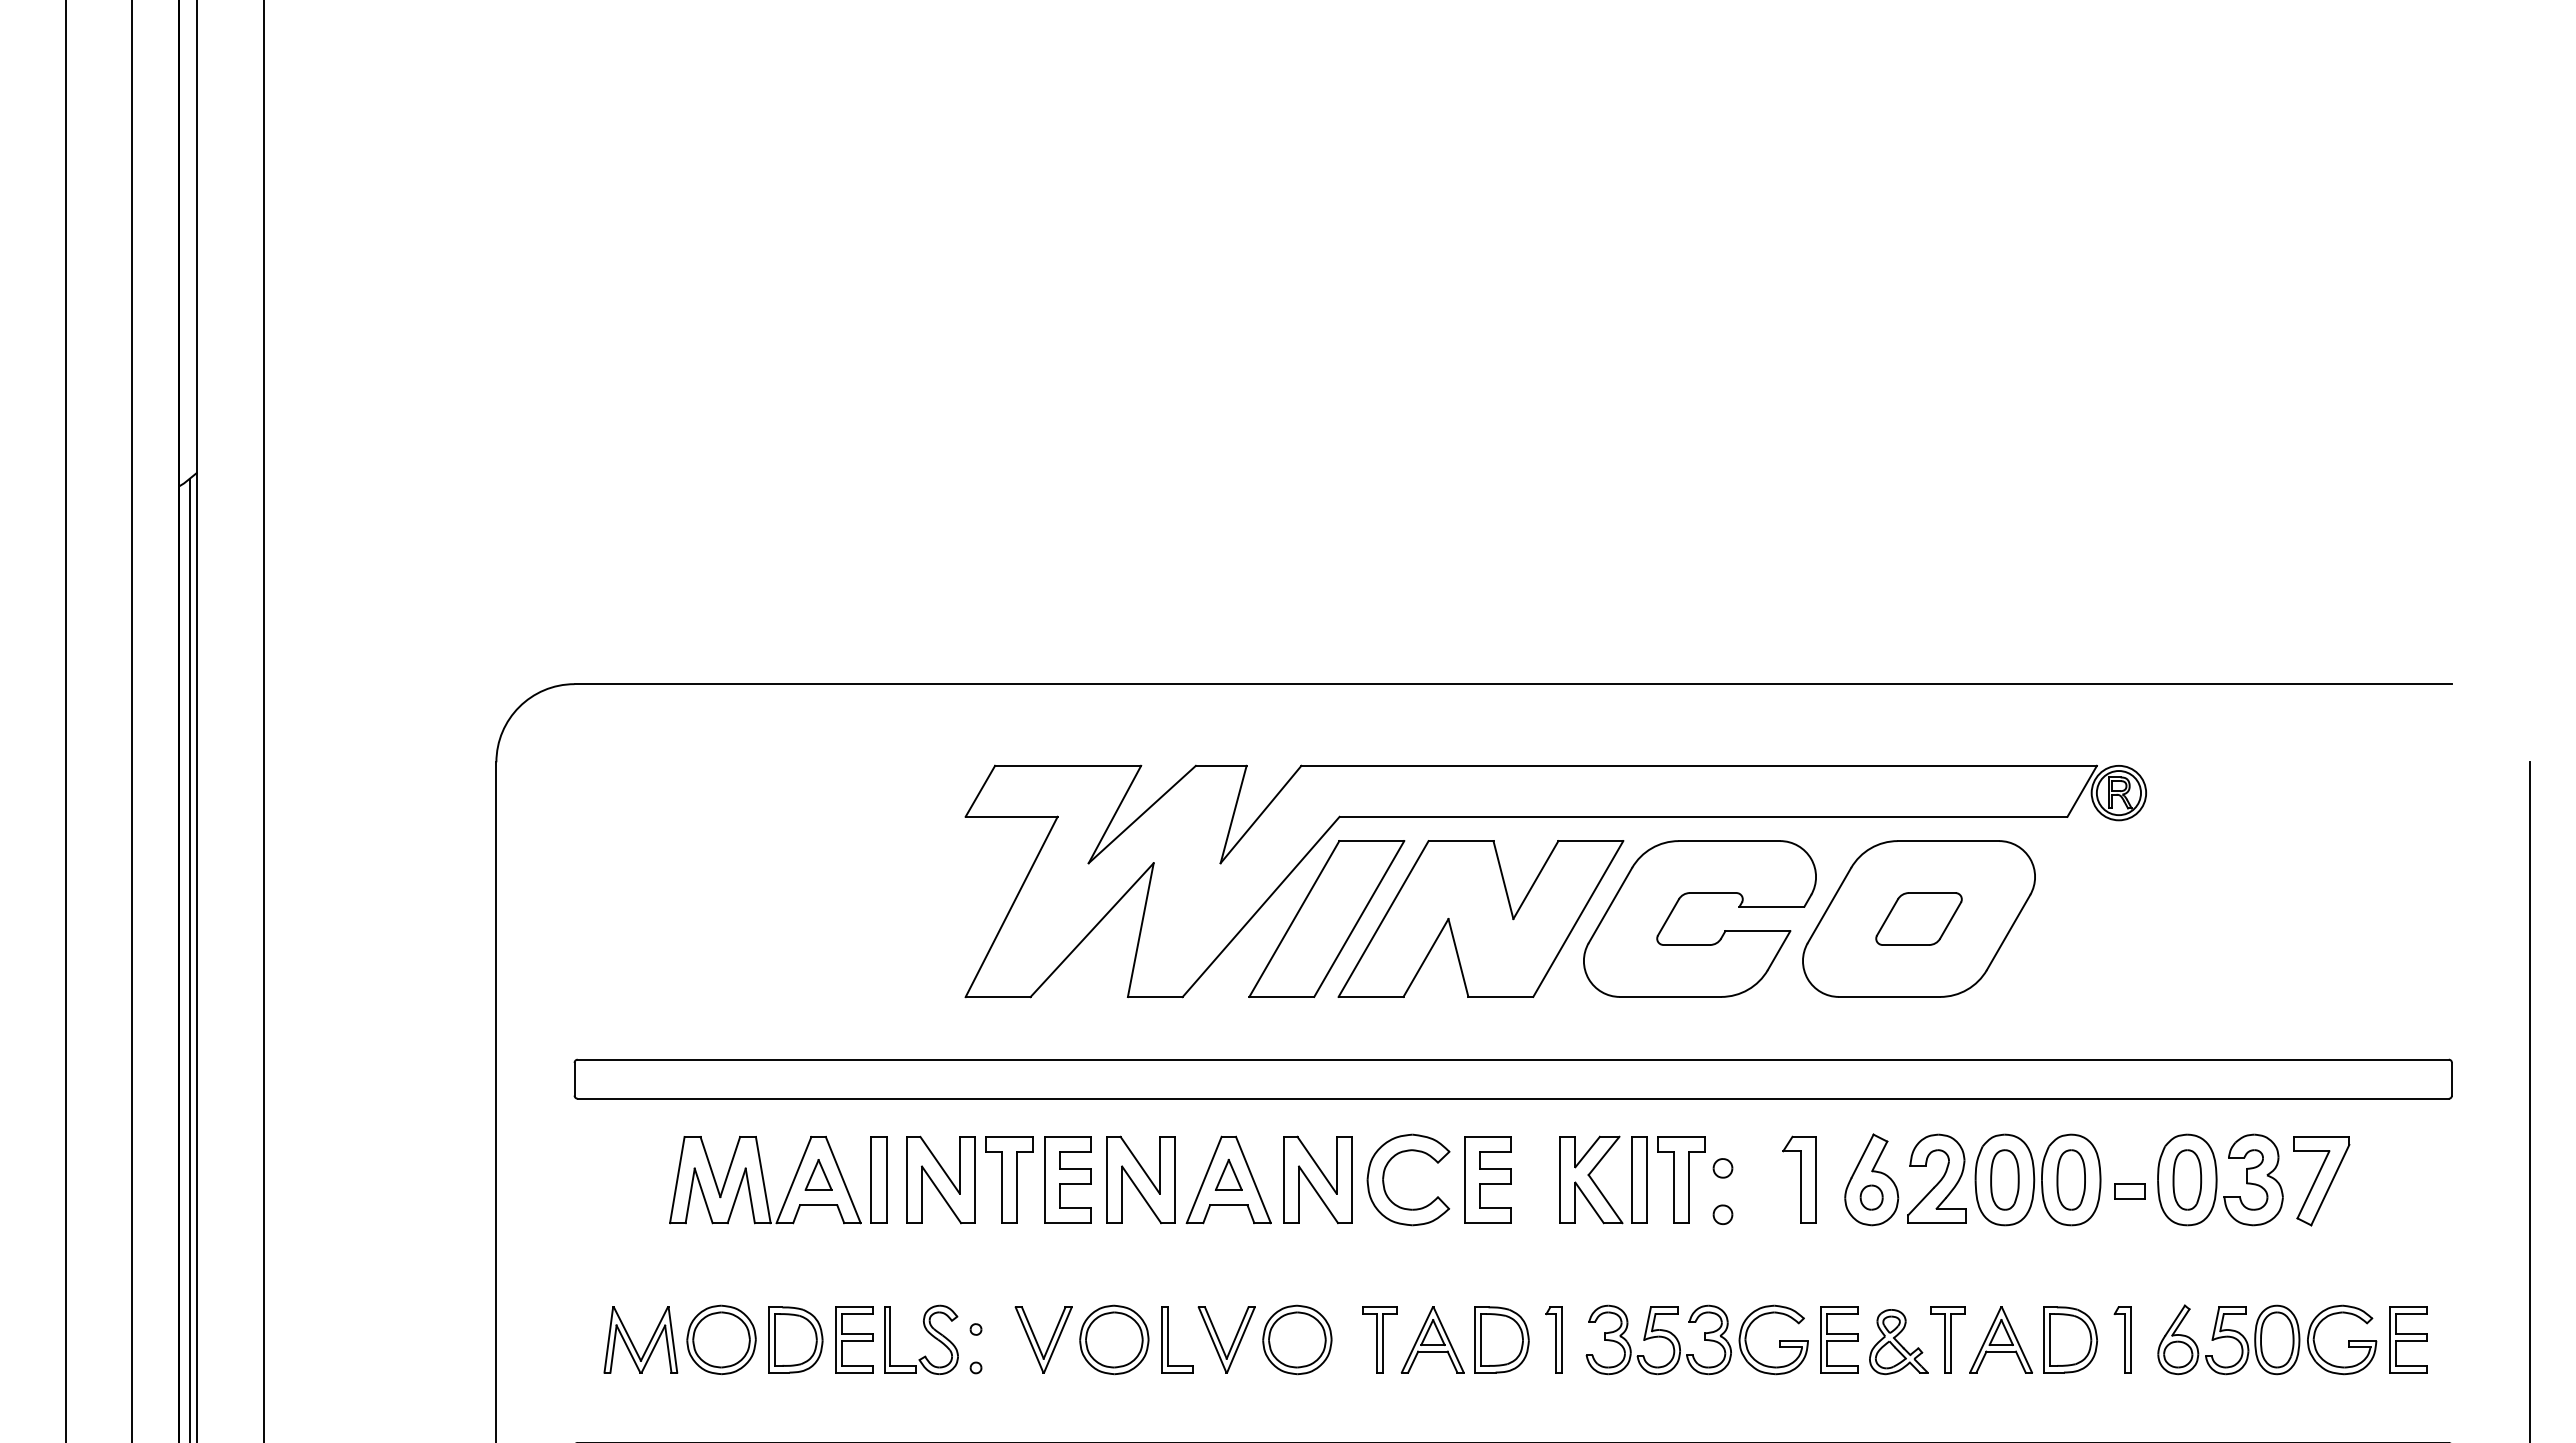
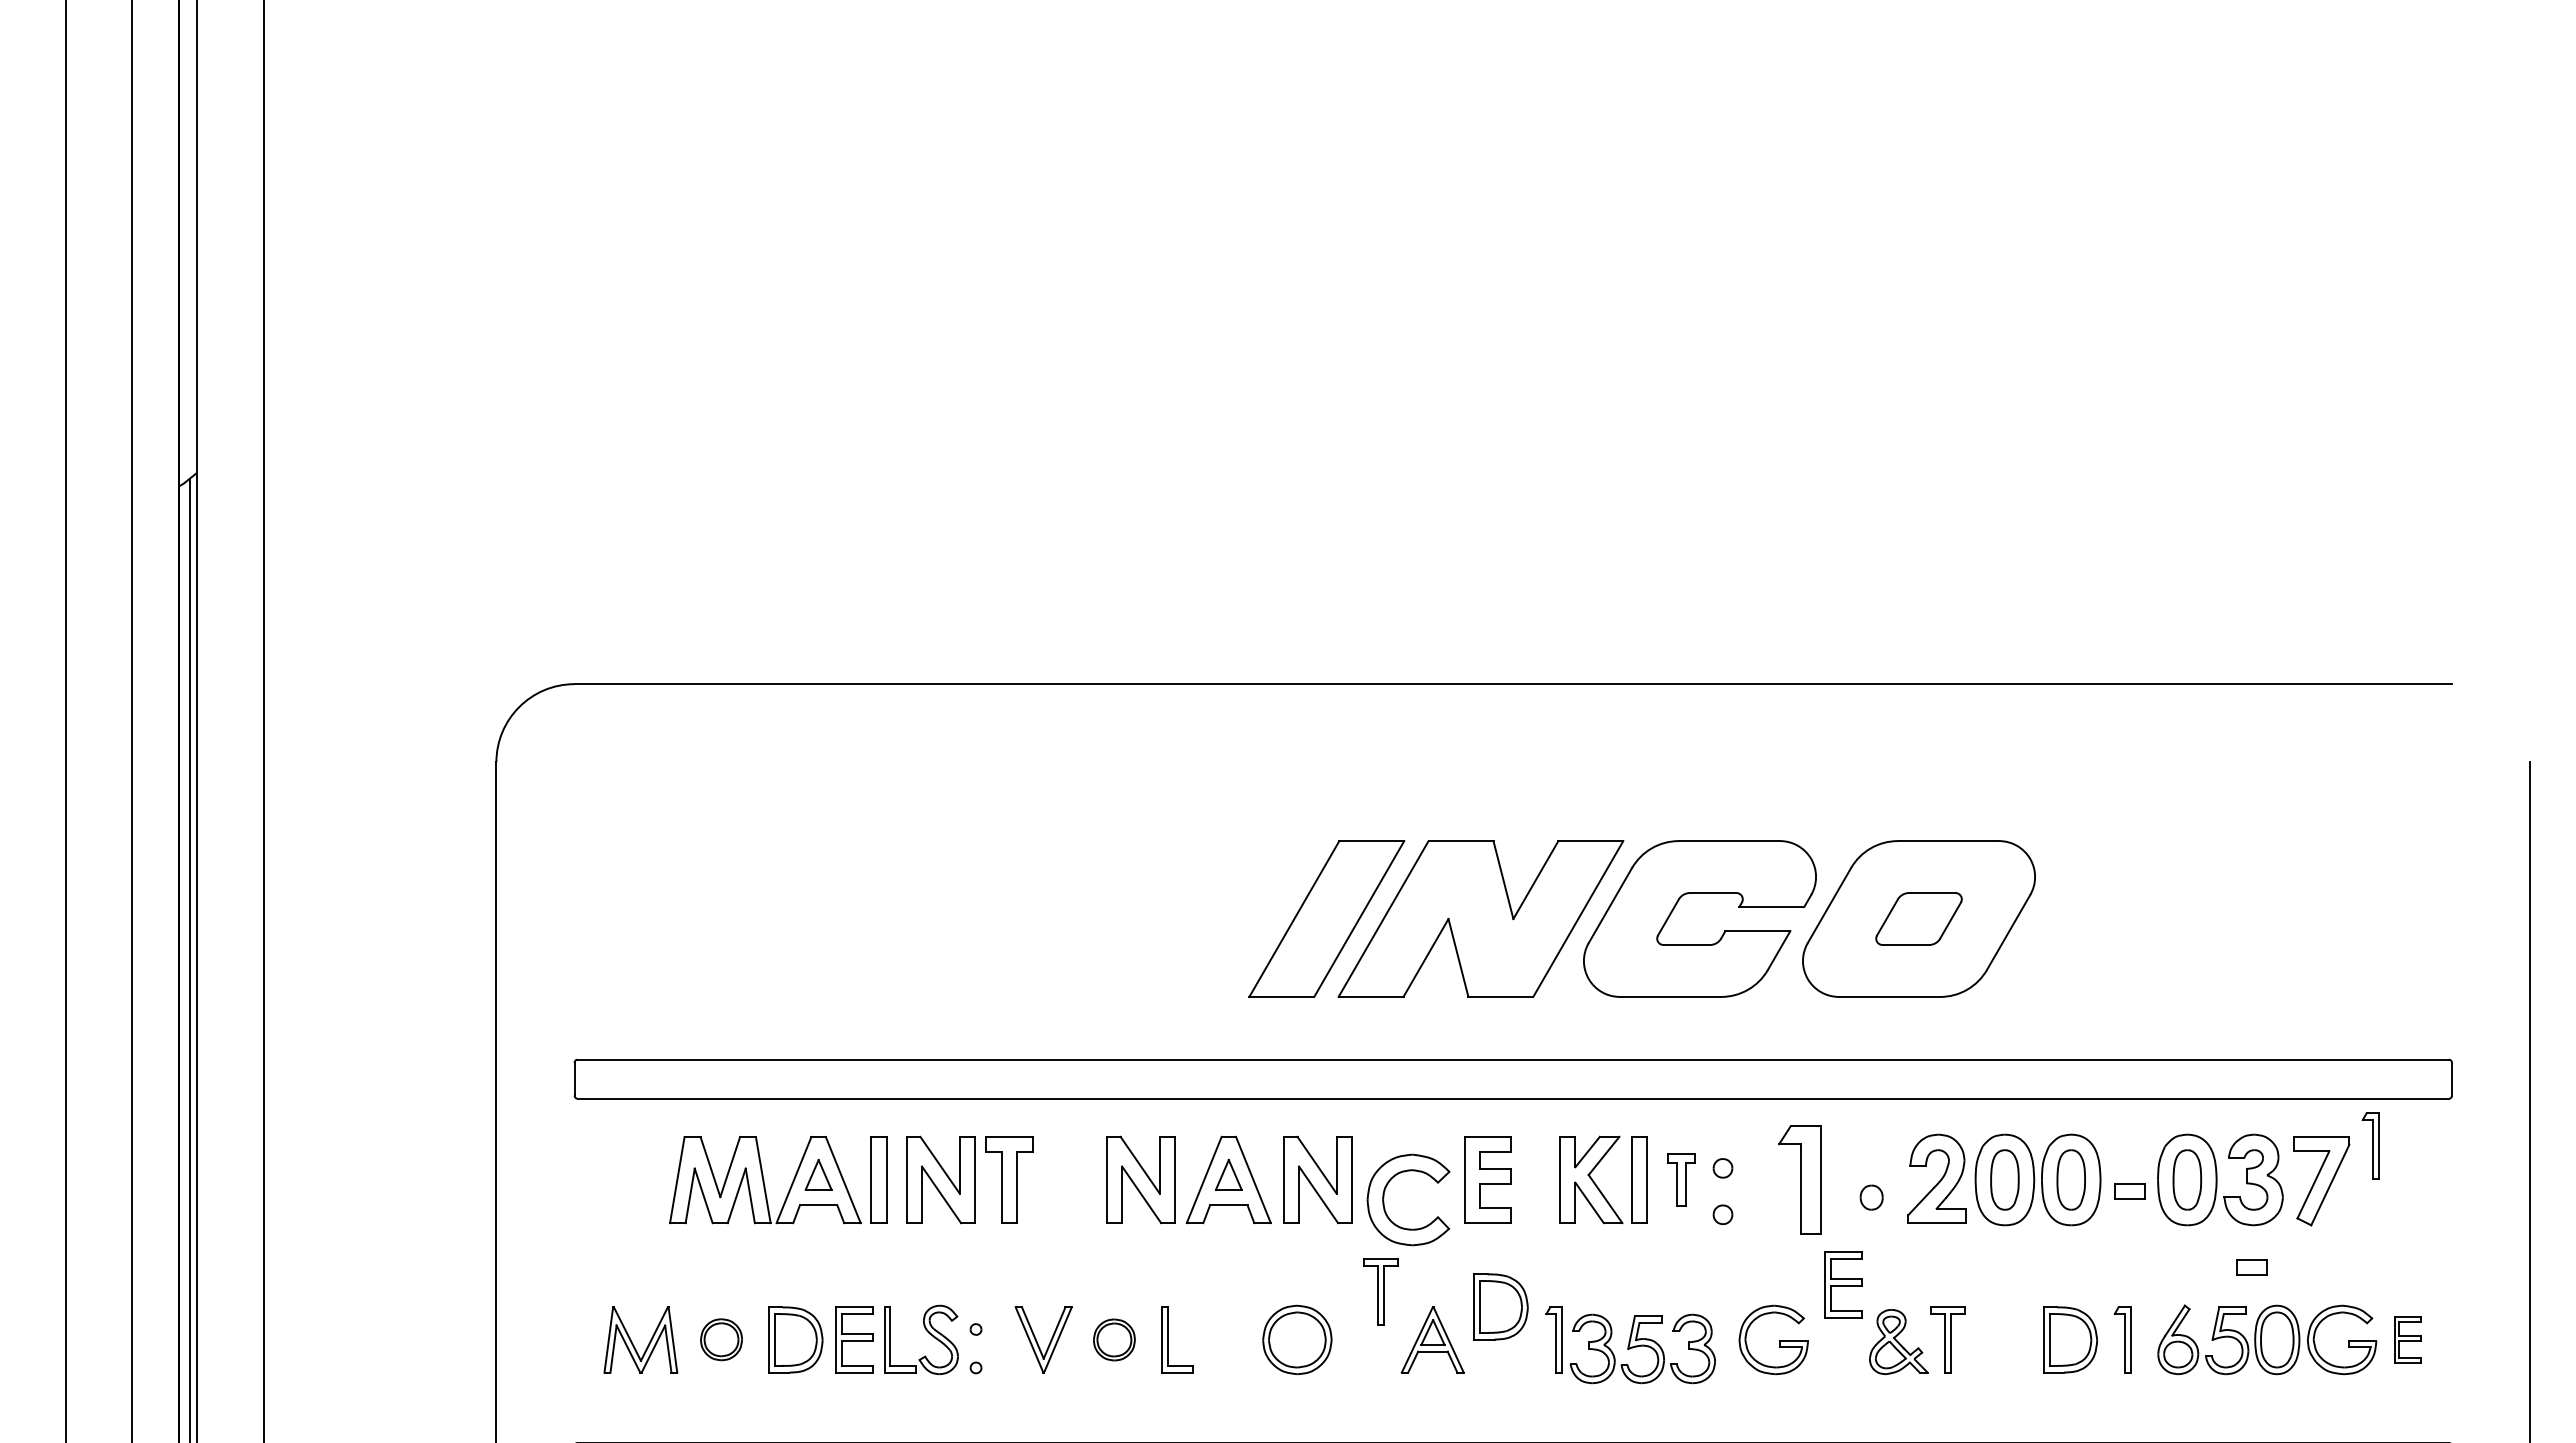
part: present -> none (1555, 817)
part: none -> present (2370, 1145)
part position: (1384, 1178) -> (1384, 1198) (1384, 1198)
part: present -> none (1067, 1179)
part size: 49x88 px -> 29x54 px (1681, 1179)
part size: 35x89 px -> 44x110 px (1799, 1179)
part: present -> none (1871, 1179)
part: none -> present (2251, 1267)
part size: 71x71 px -> 43x44 px (721, 1339)
part size: 71x72 px -> 43x44 px (1114, 1339)
part position: (1379, 1339) -> (1380, 1291) (1380, 1291)
part position: (1501, 1339) -> (1500, 1306) (1500, 1306)
part position: (1658, 1339) -> (1642, 1348) (1642, 1348)
part position: (1839, 1339) -> (1843, 1284) (1843, 1284)
part: present -> none (2000, 1339)
part size: 39x68 px -> 28x48 px (2407, 1339)
part: present -> none (1220, 1340)
